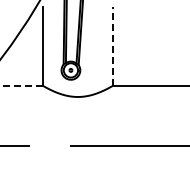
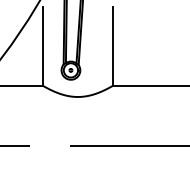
line: dashed -> solid (112, 46)
line: dashed -> solid (21, 86)
